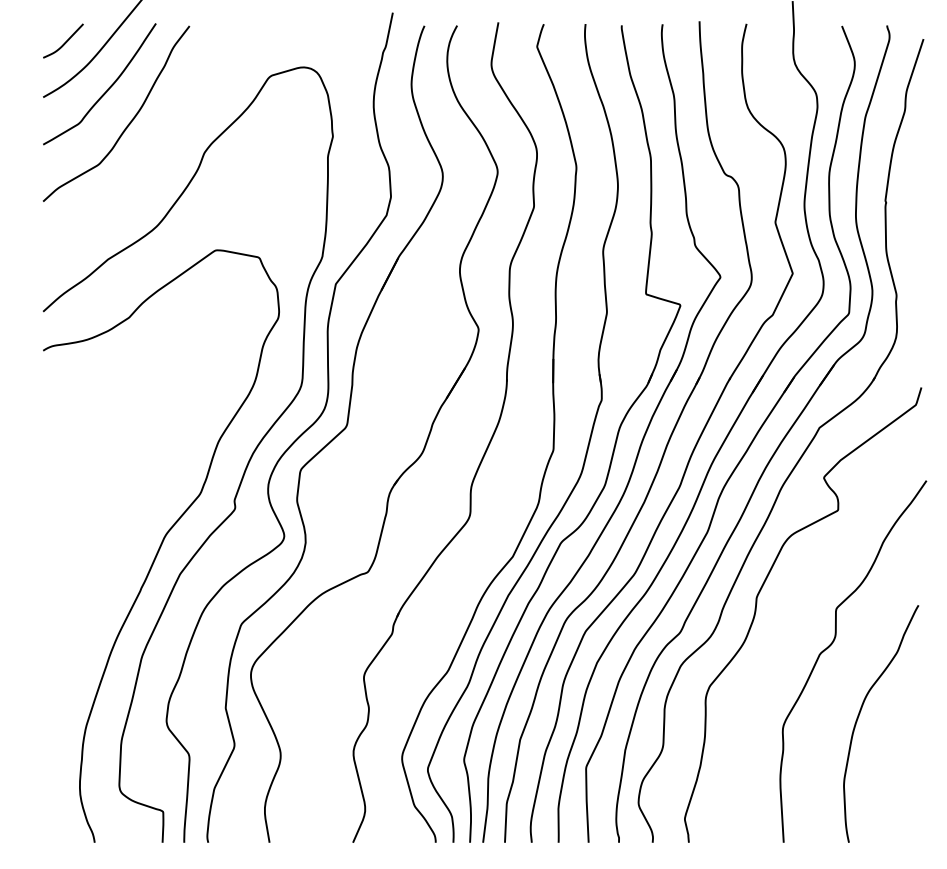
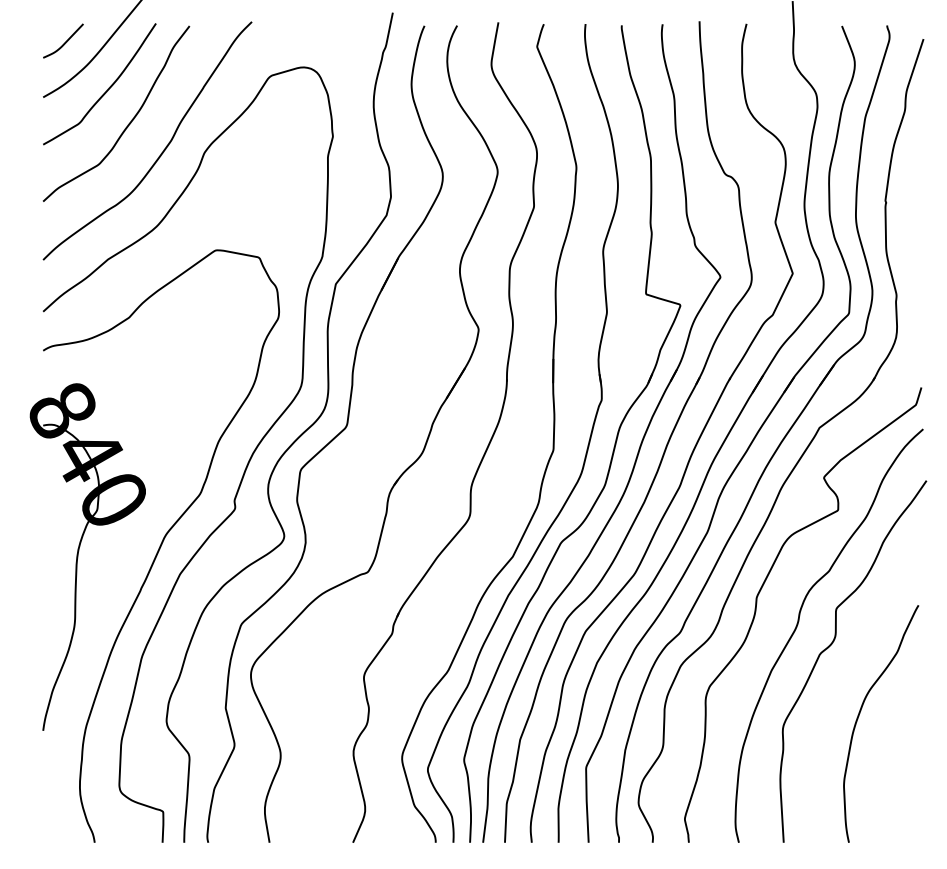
curve: none -> present (163, 149)
part: none -> present (78, 556)
curve: none -> present (798, 624)
